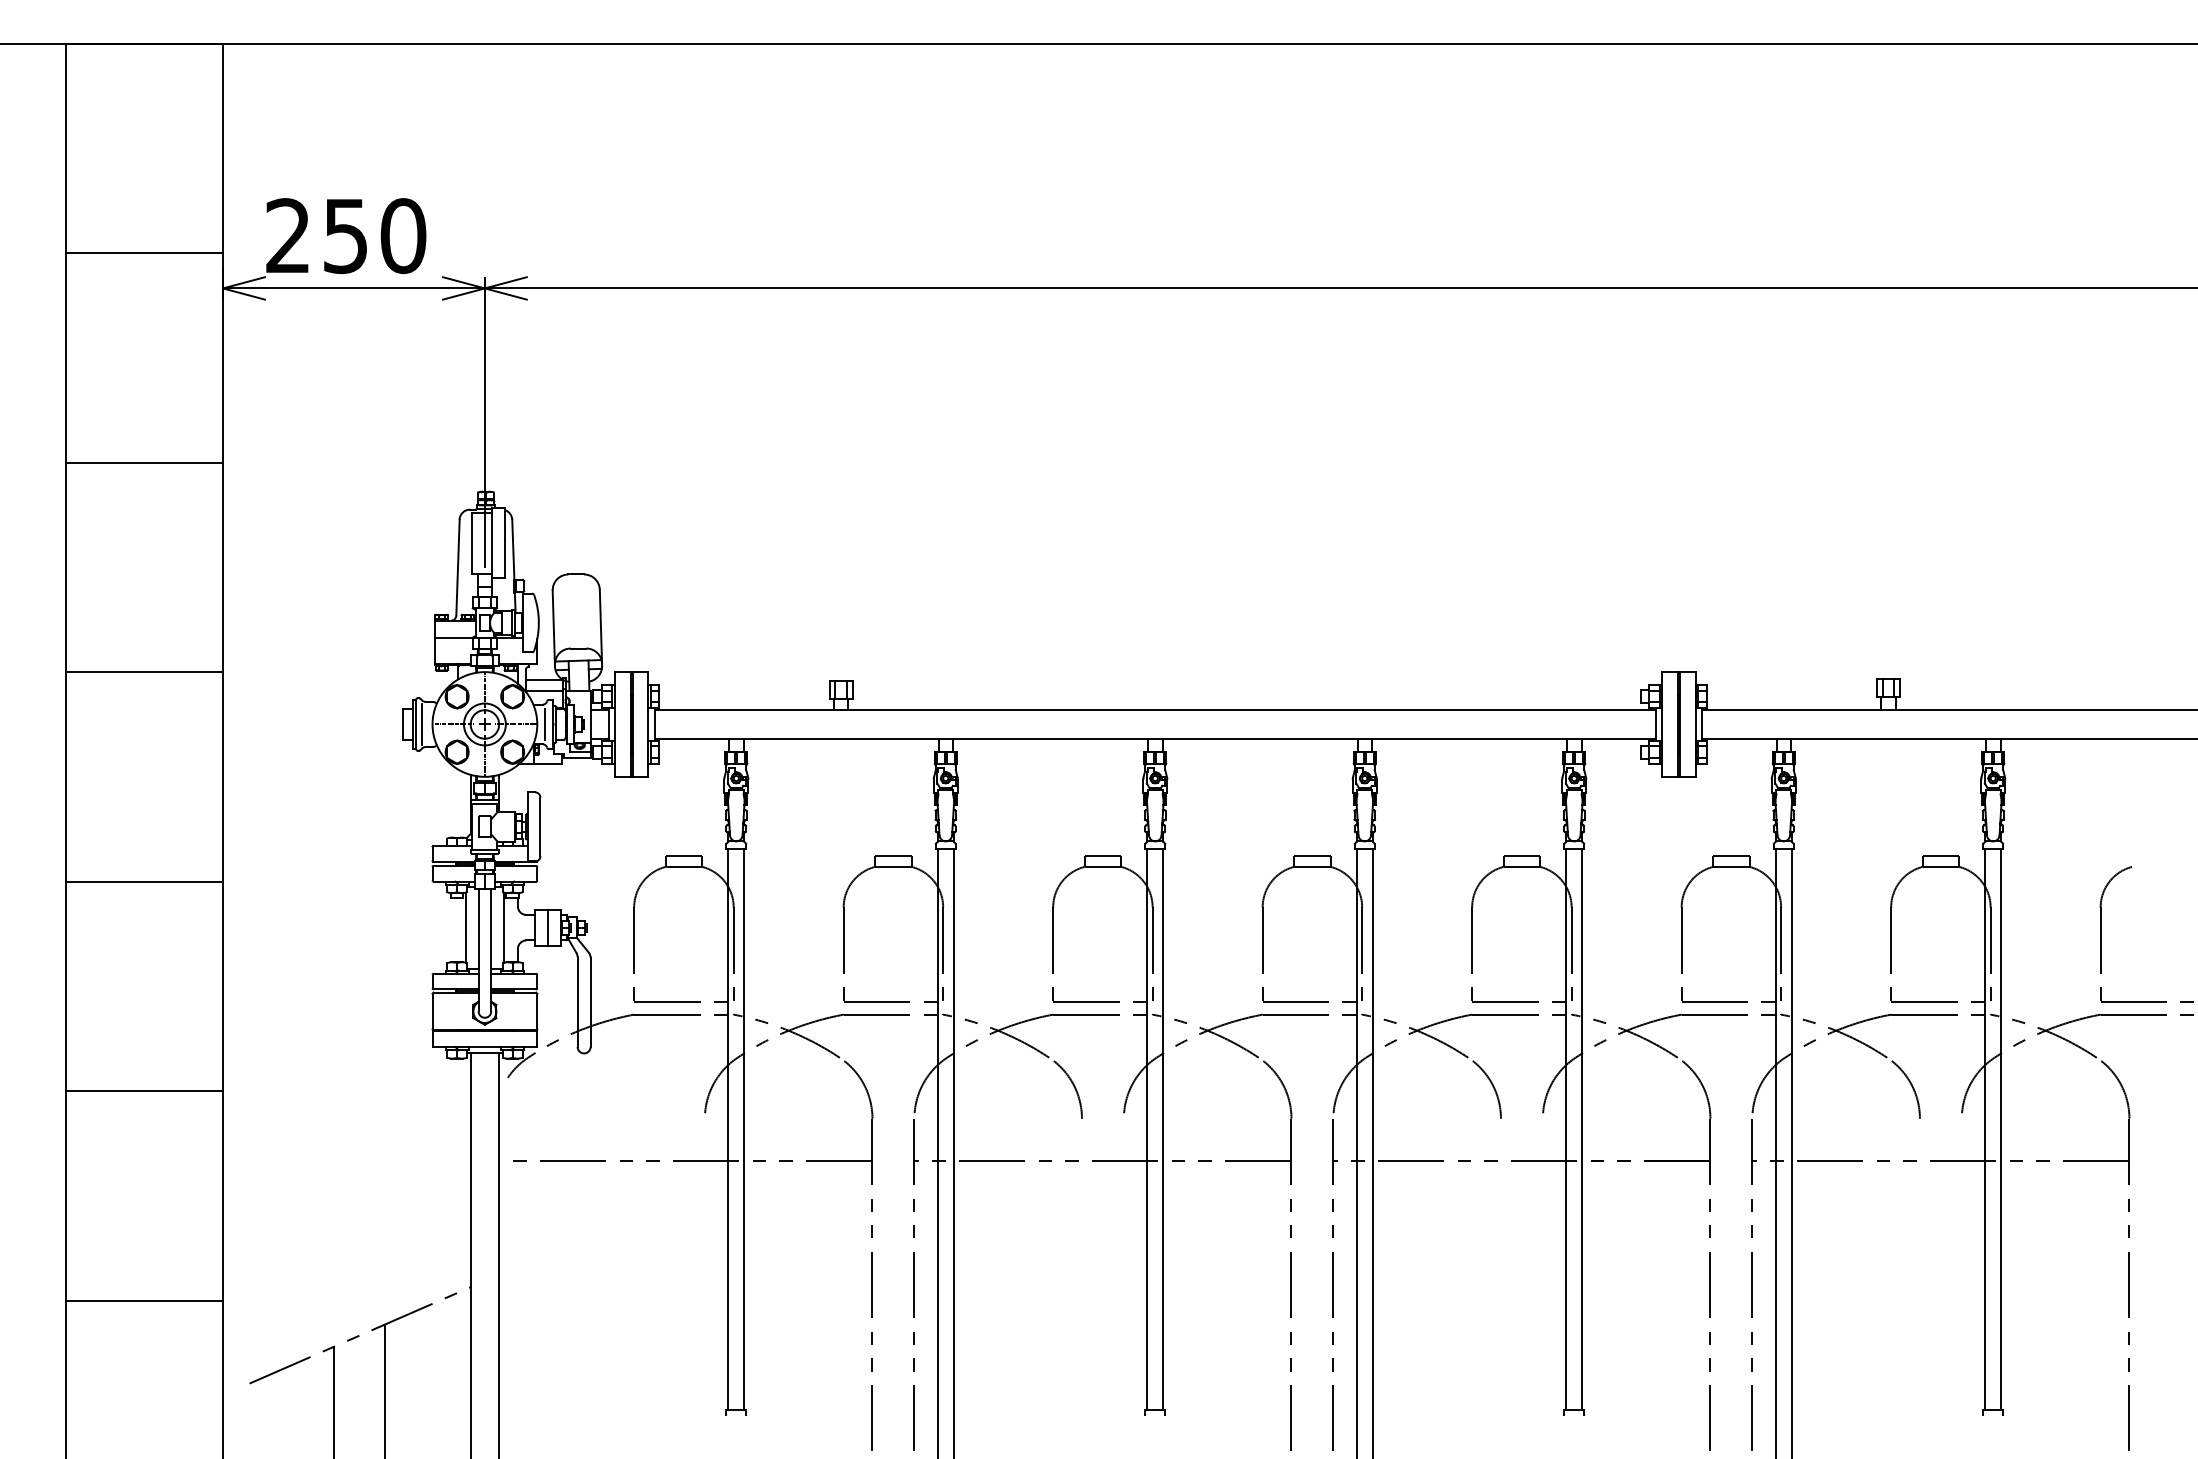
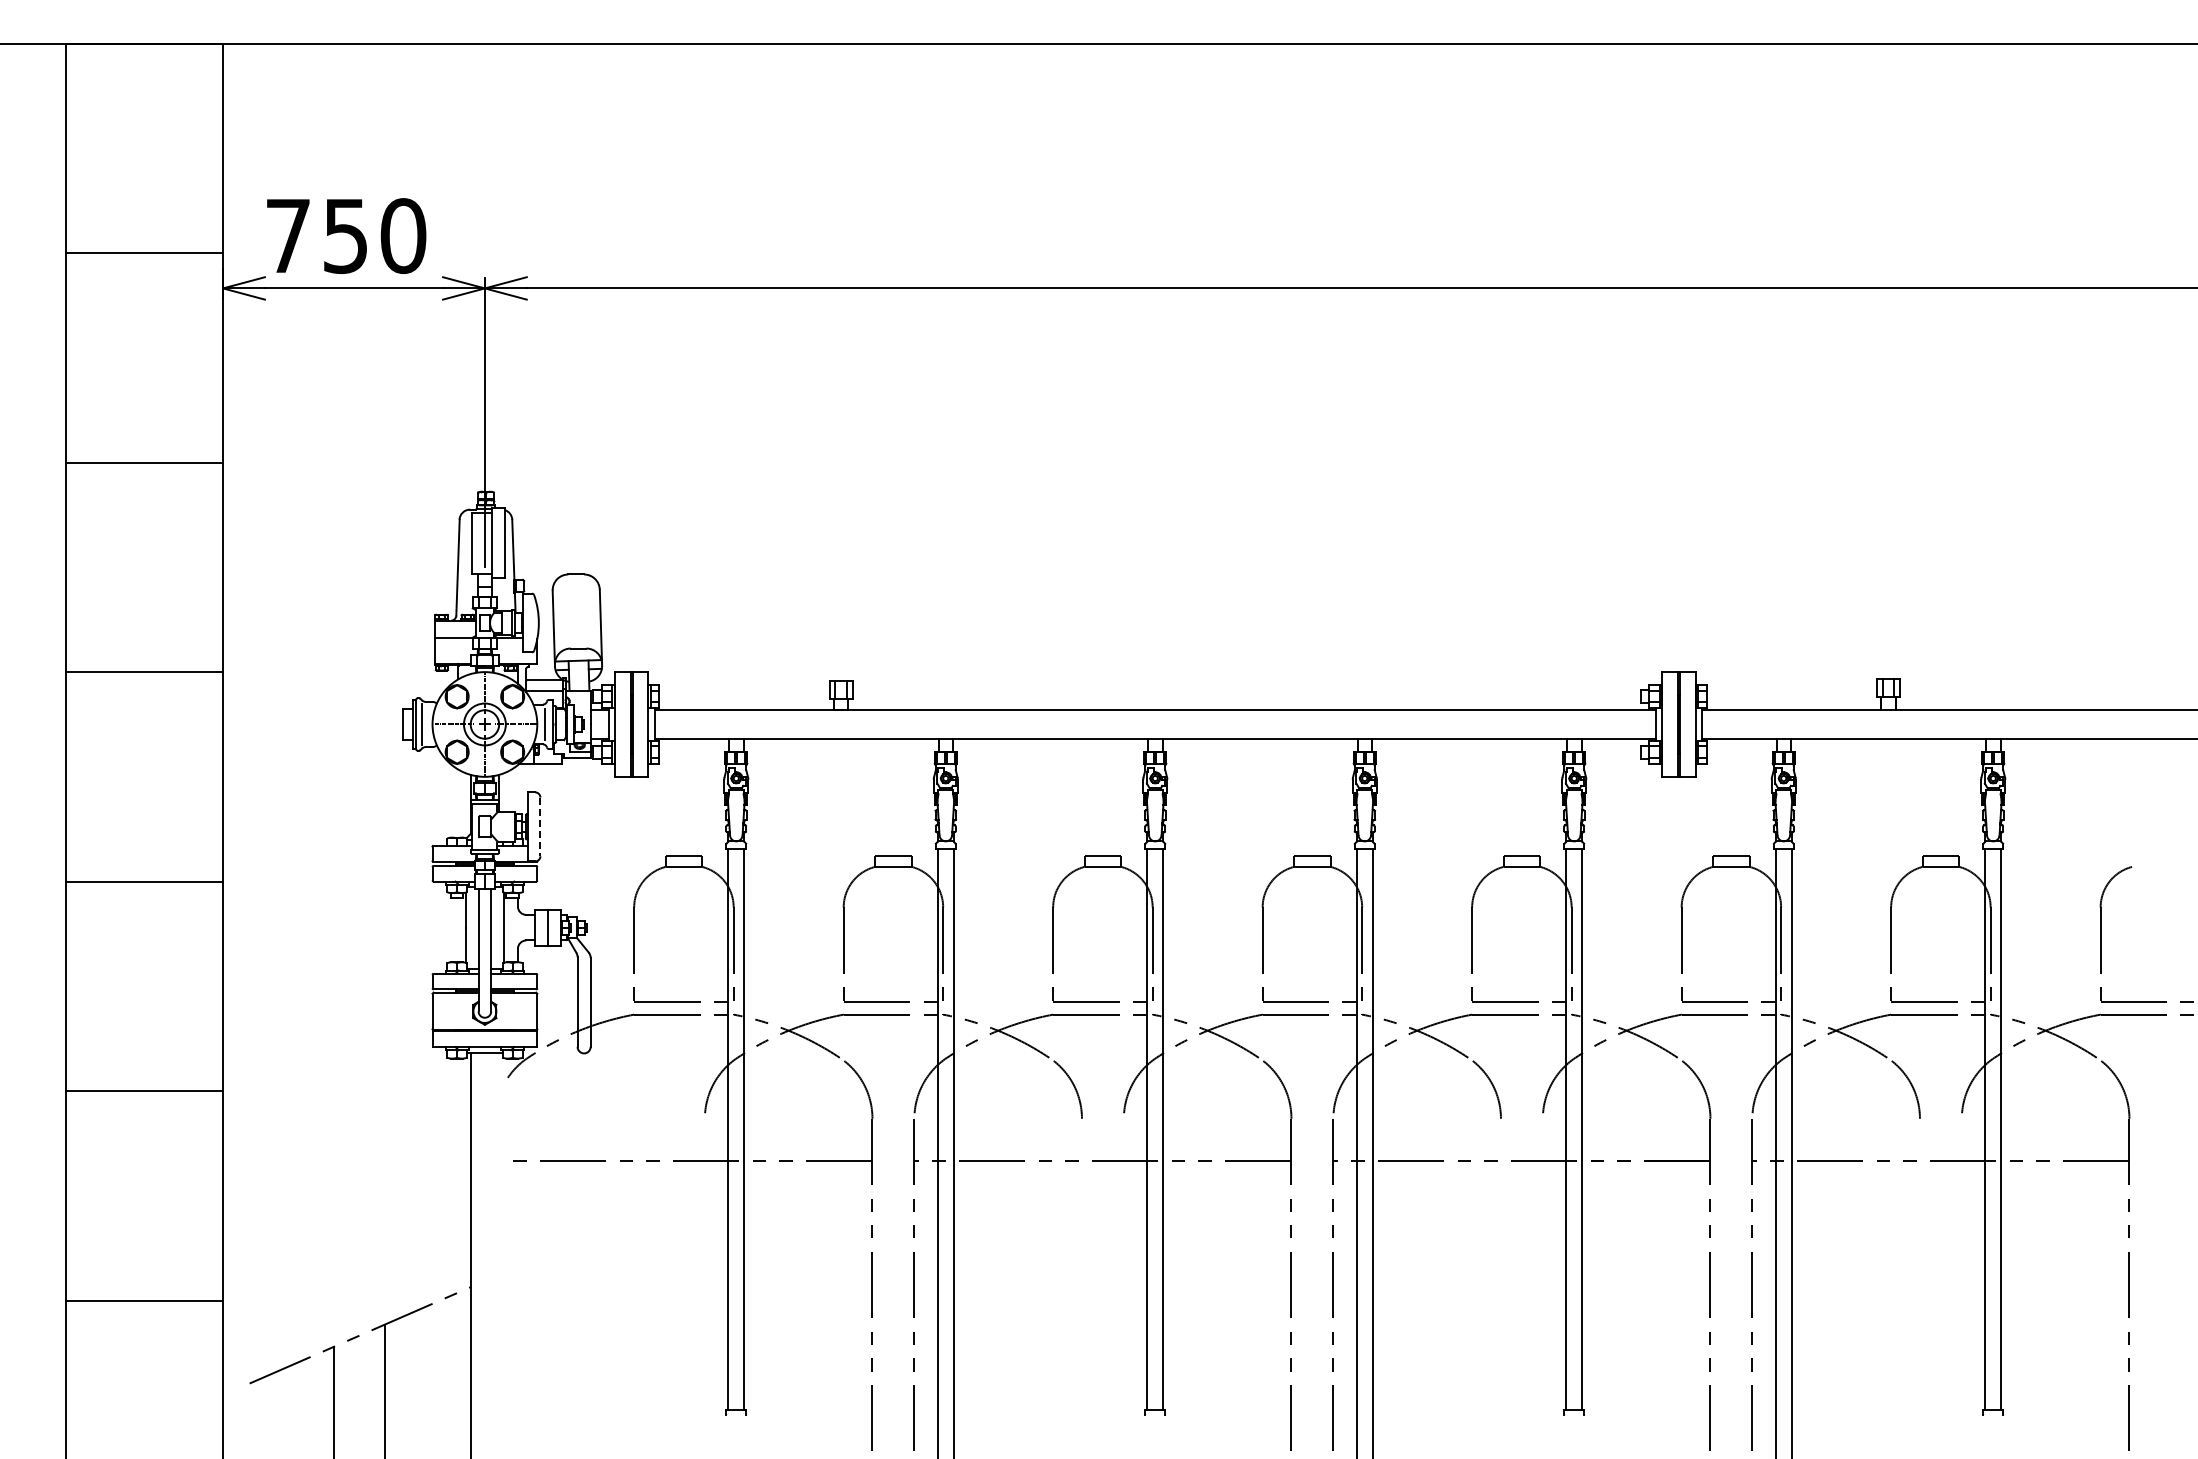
text: 250 -> 750 (287, 235)
line: solid -> dashed (540, 827)
line: present -> none (499, 1254)
